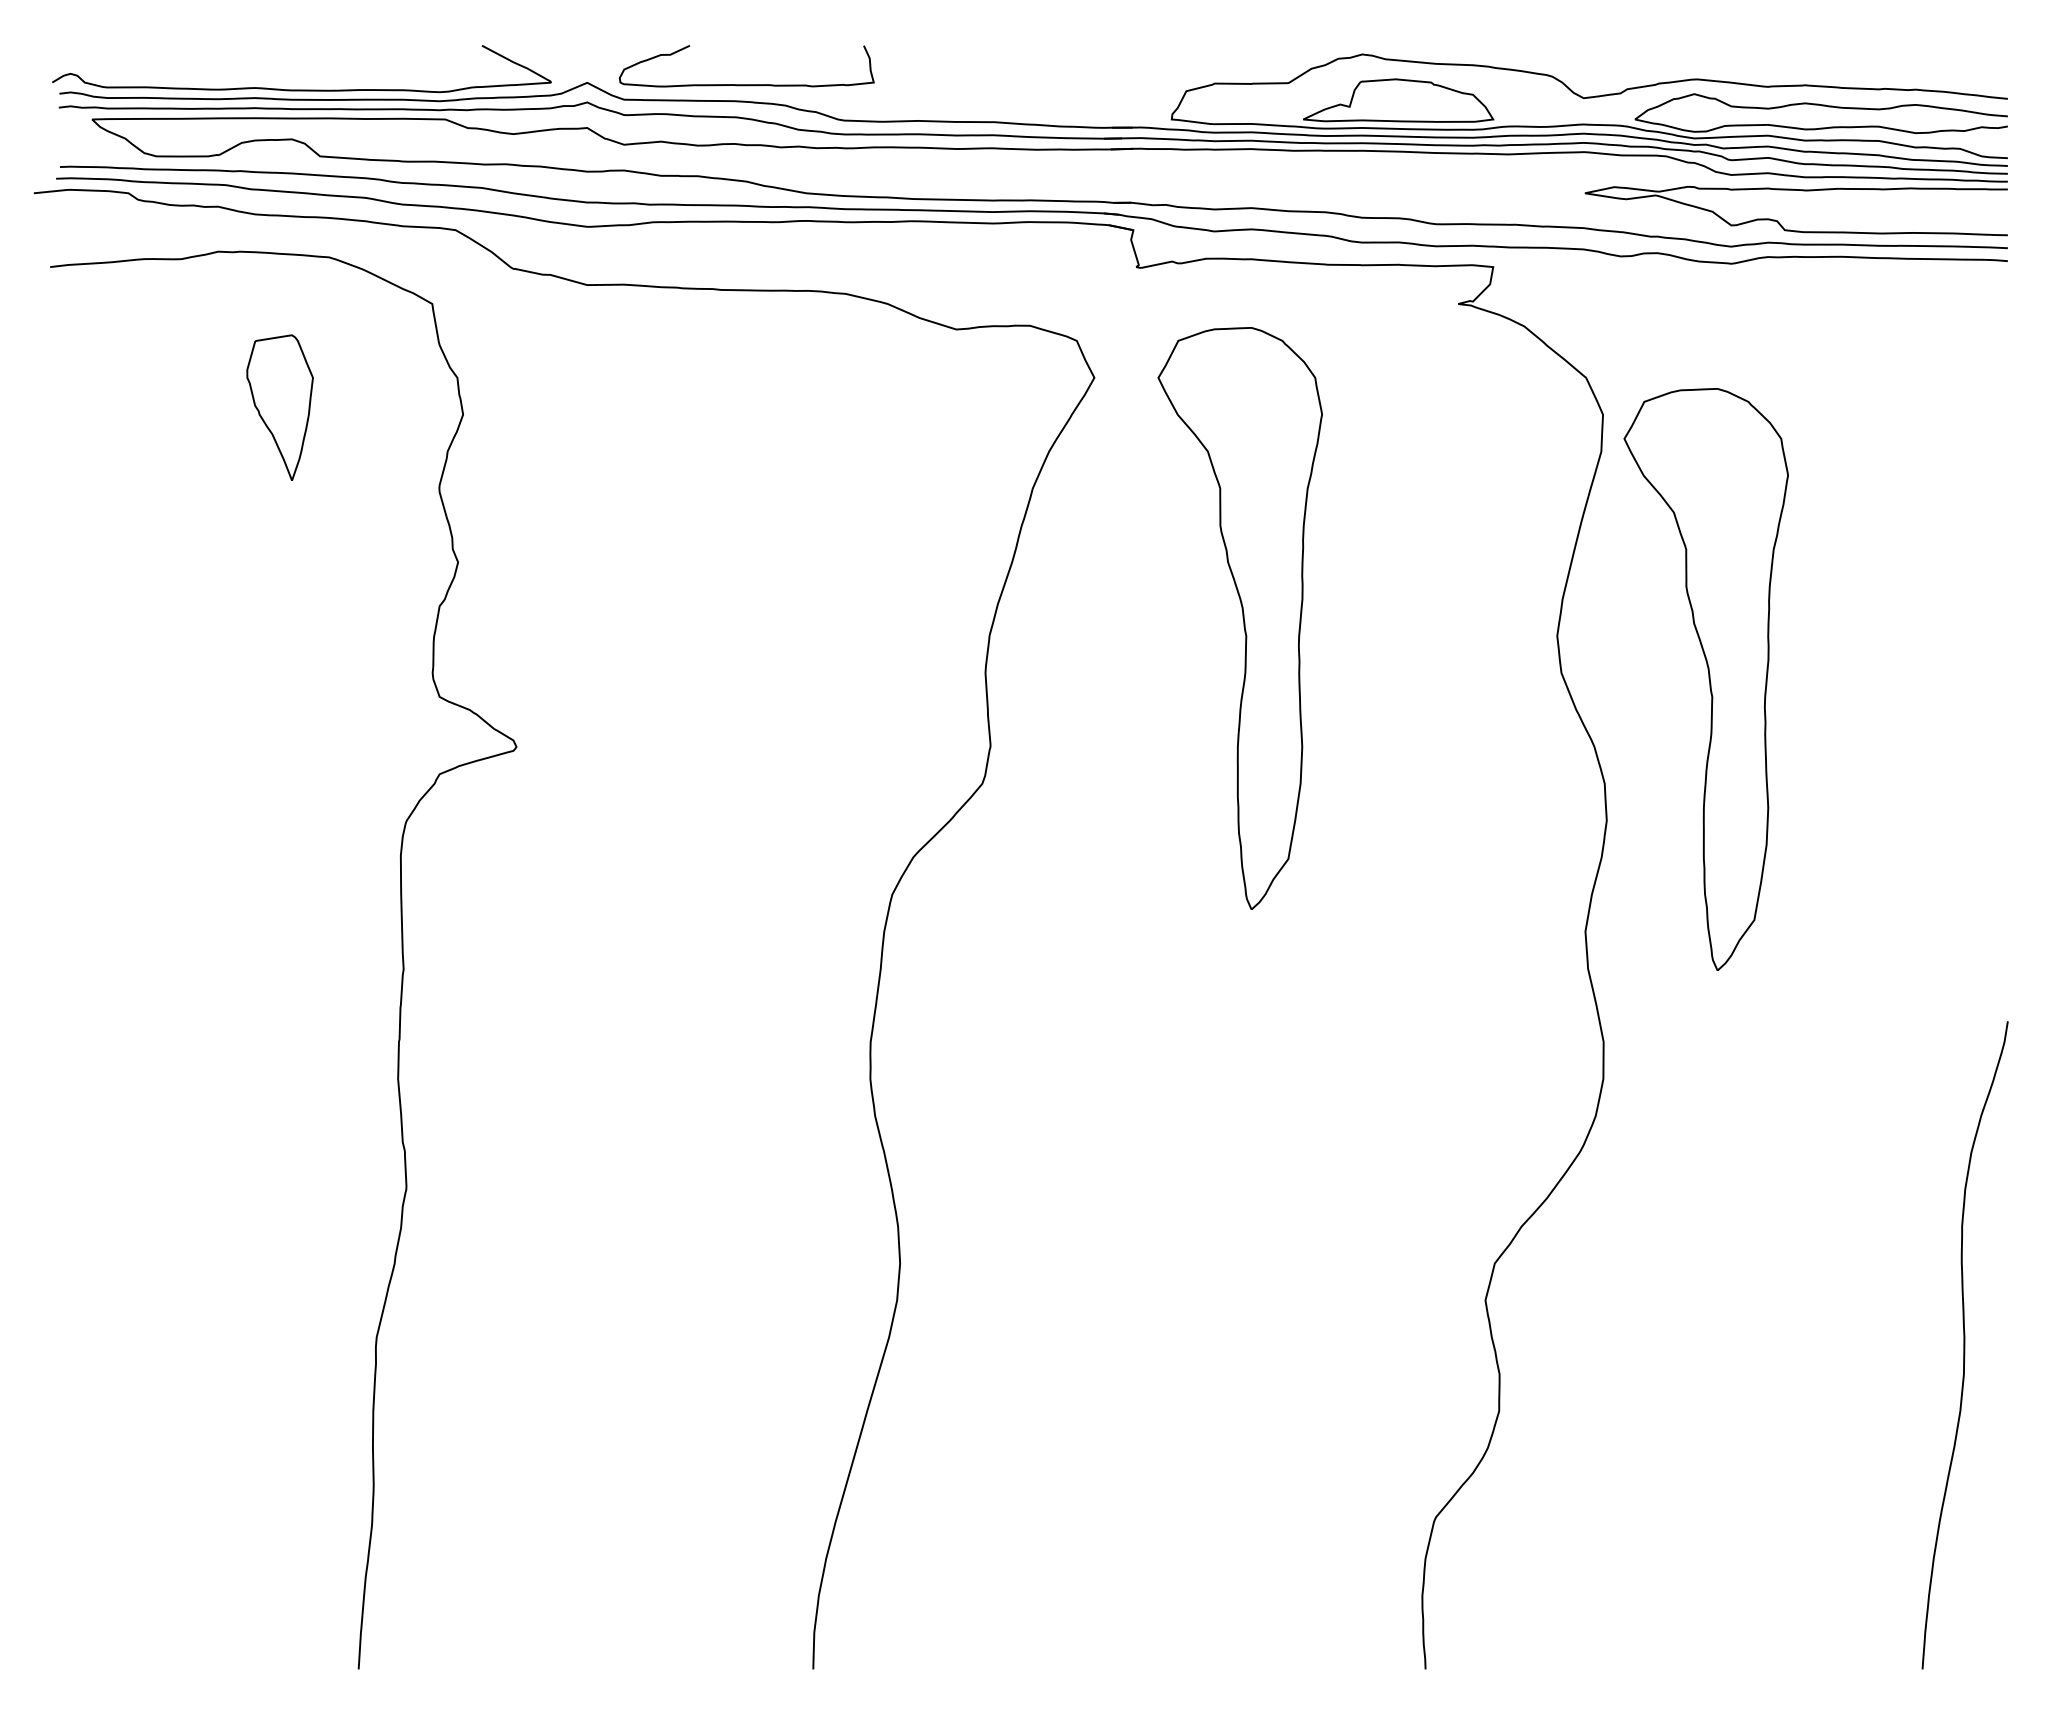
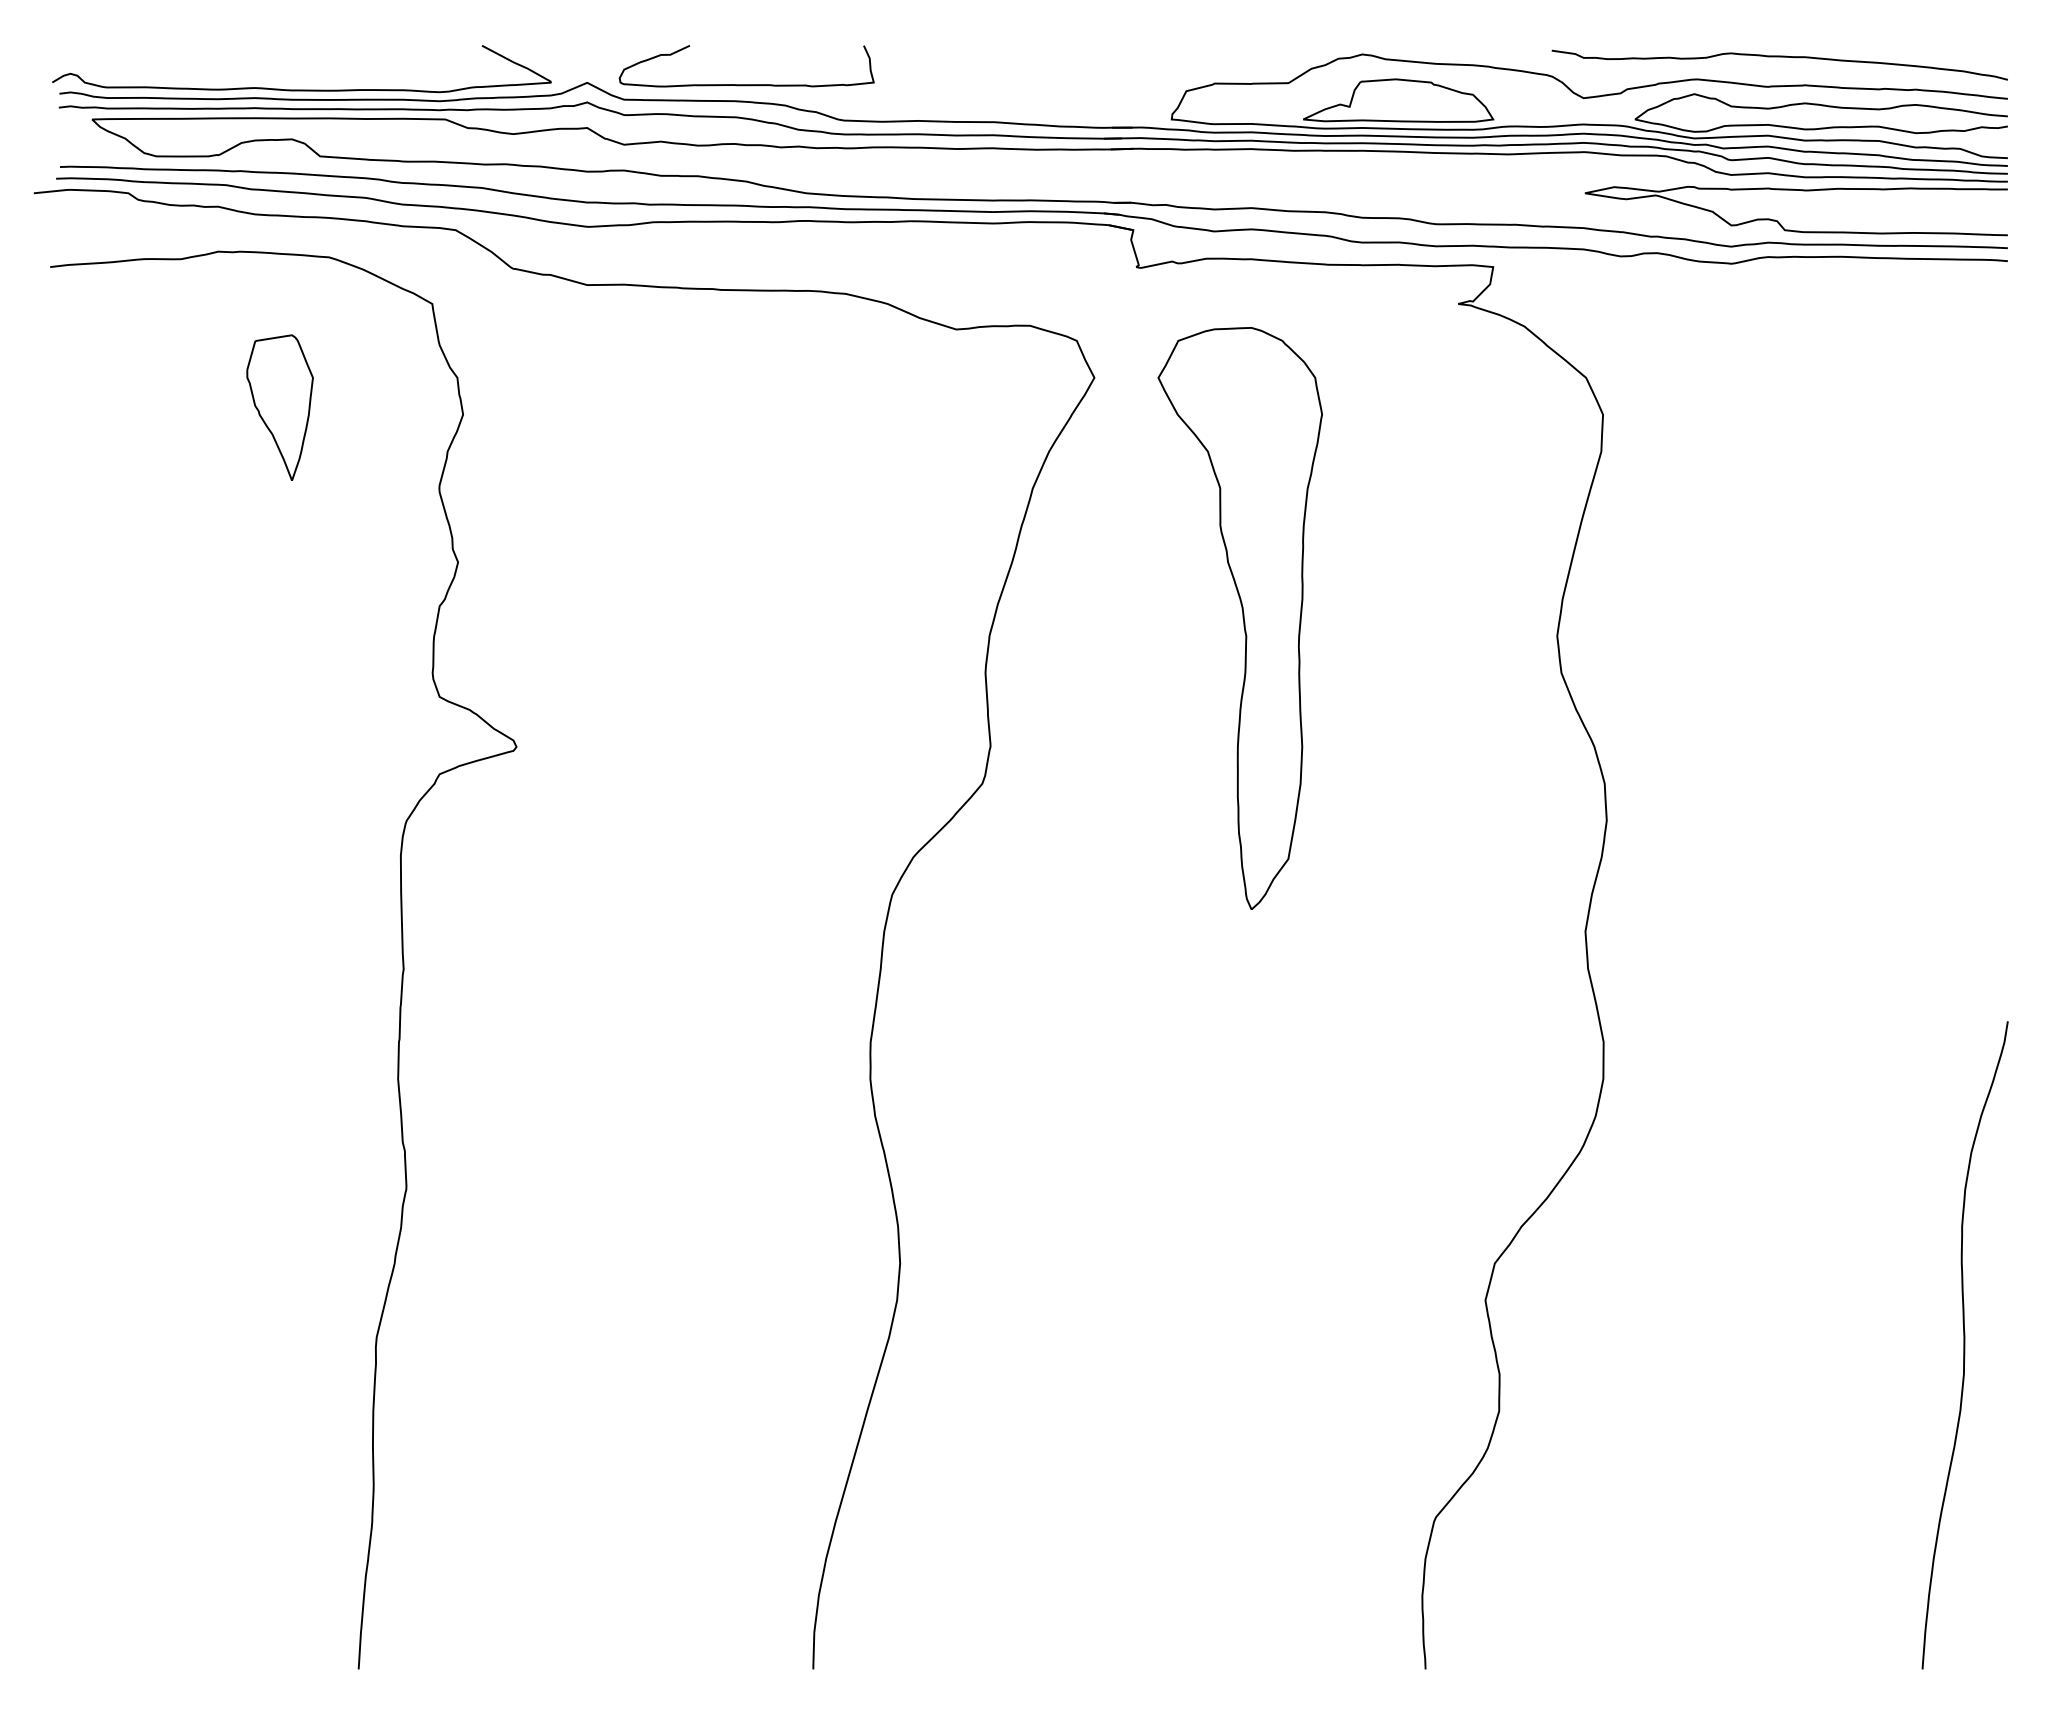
curve: none -> present (1779, 57)
part: present -> none (1705, 679)
